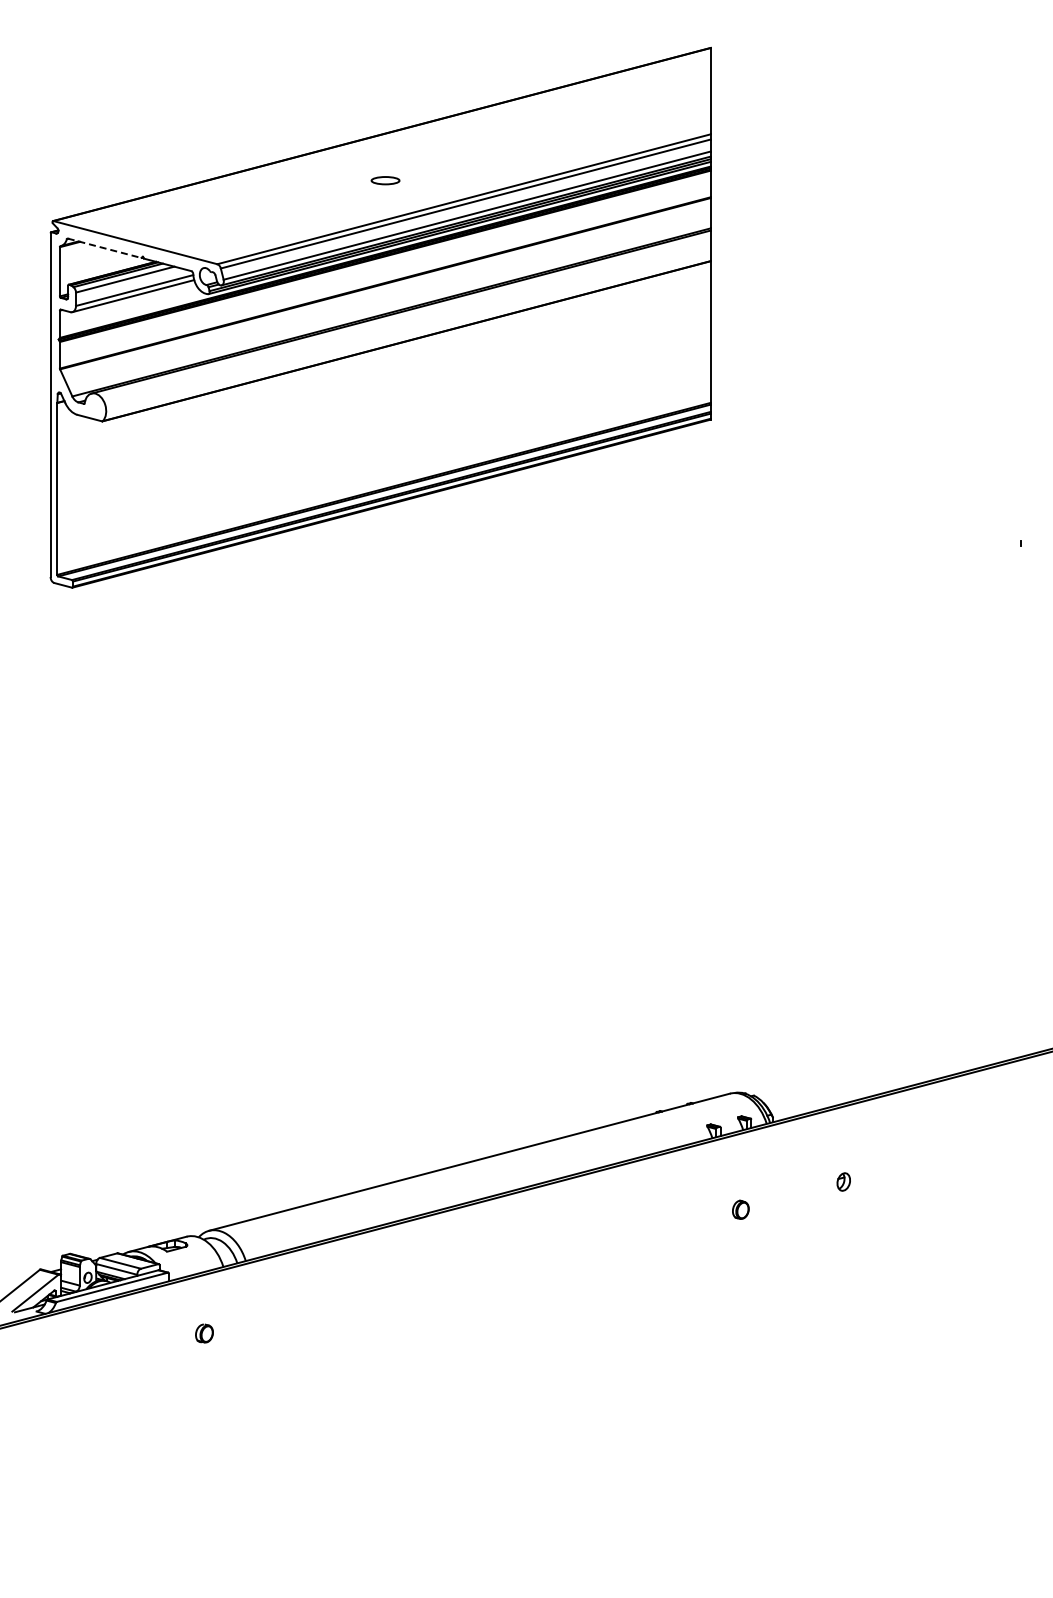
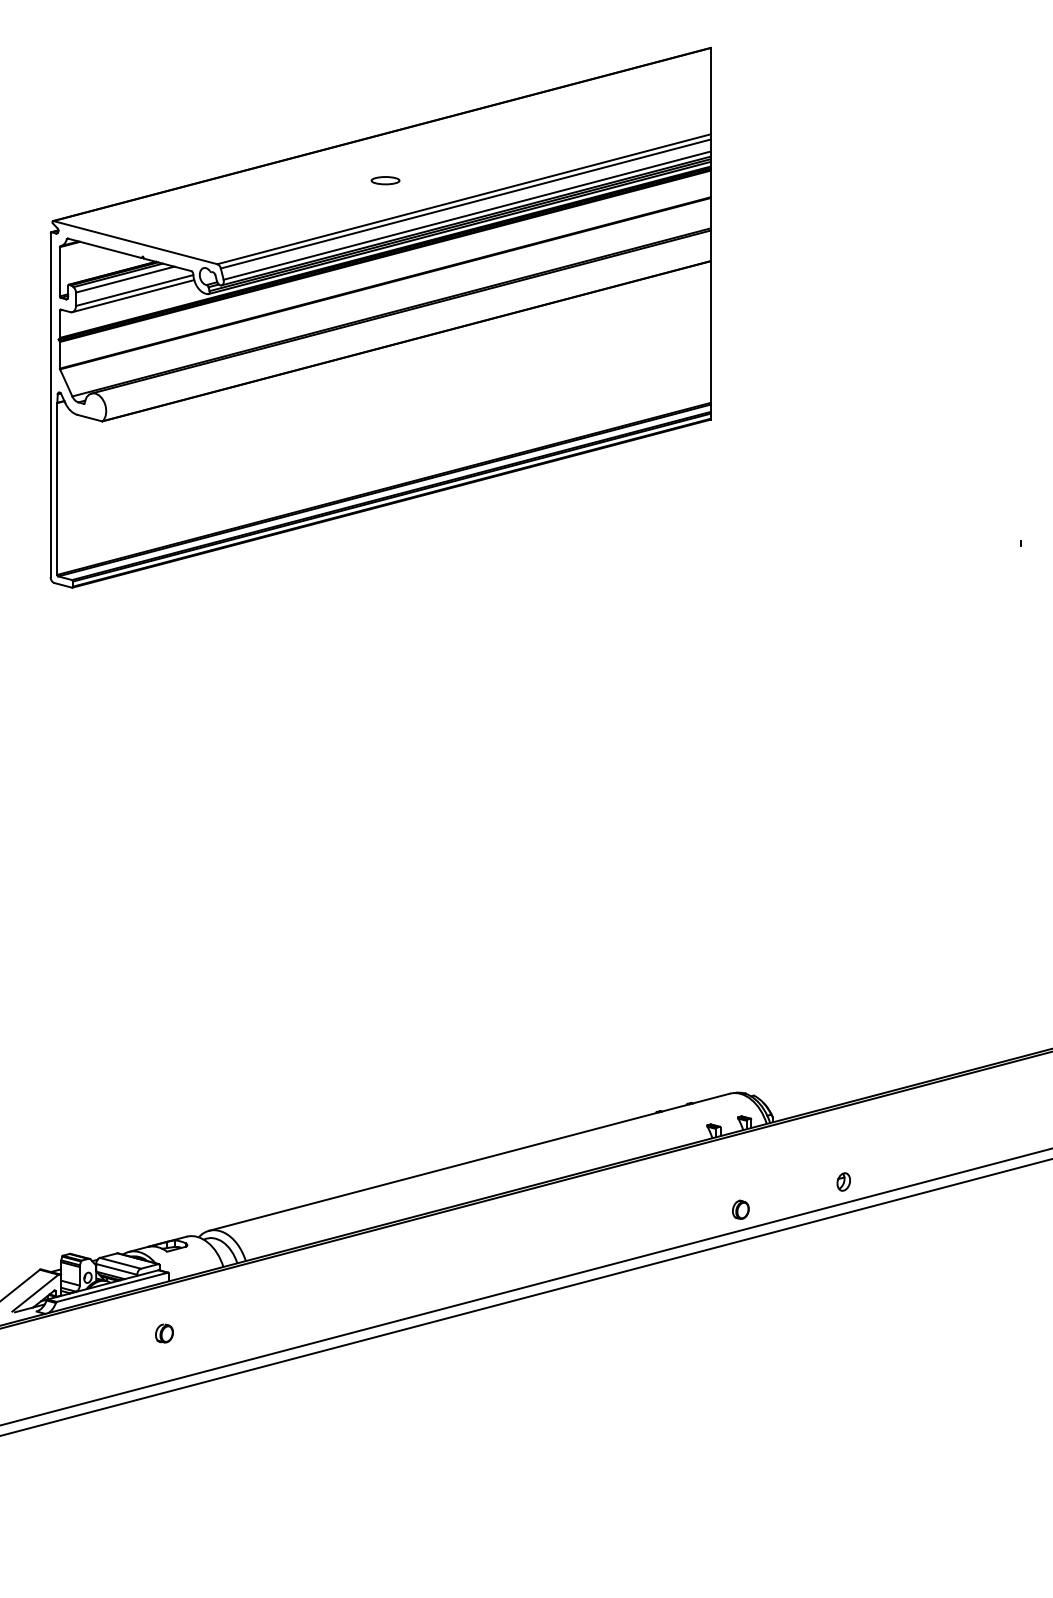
line: dashed -> solid (105, 248)
line: none -> present (525, 1286)
line: none -> present (525, 1297)
part position: (204, 1333) -> (164, 1333) (164, 1333)
